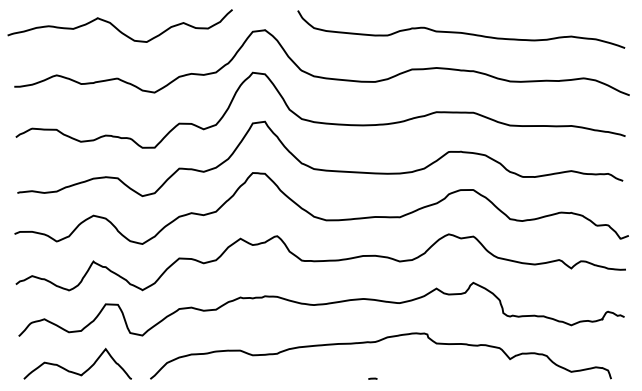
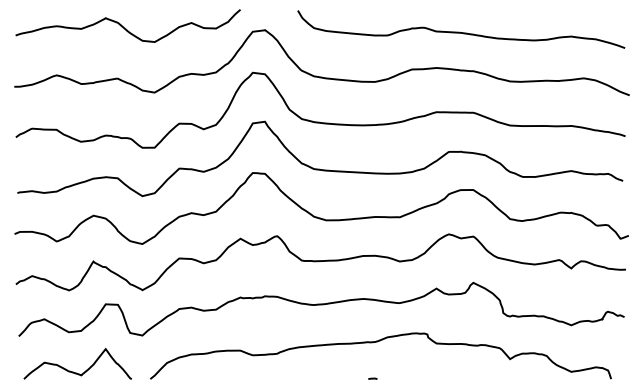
curve position: (118, 28) -> (126, 28) (126, 28)
